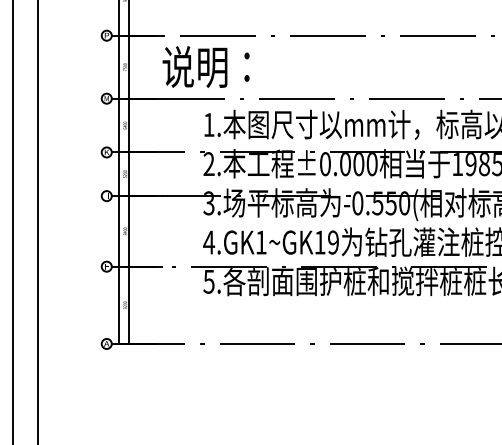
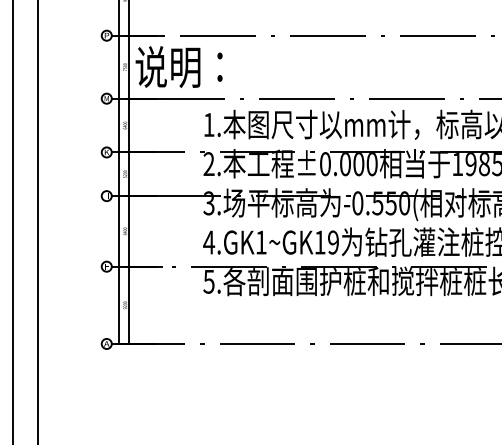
text position: (205, 66) -> (178, 66) (178, 66)
